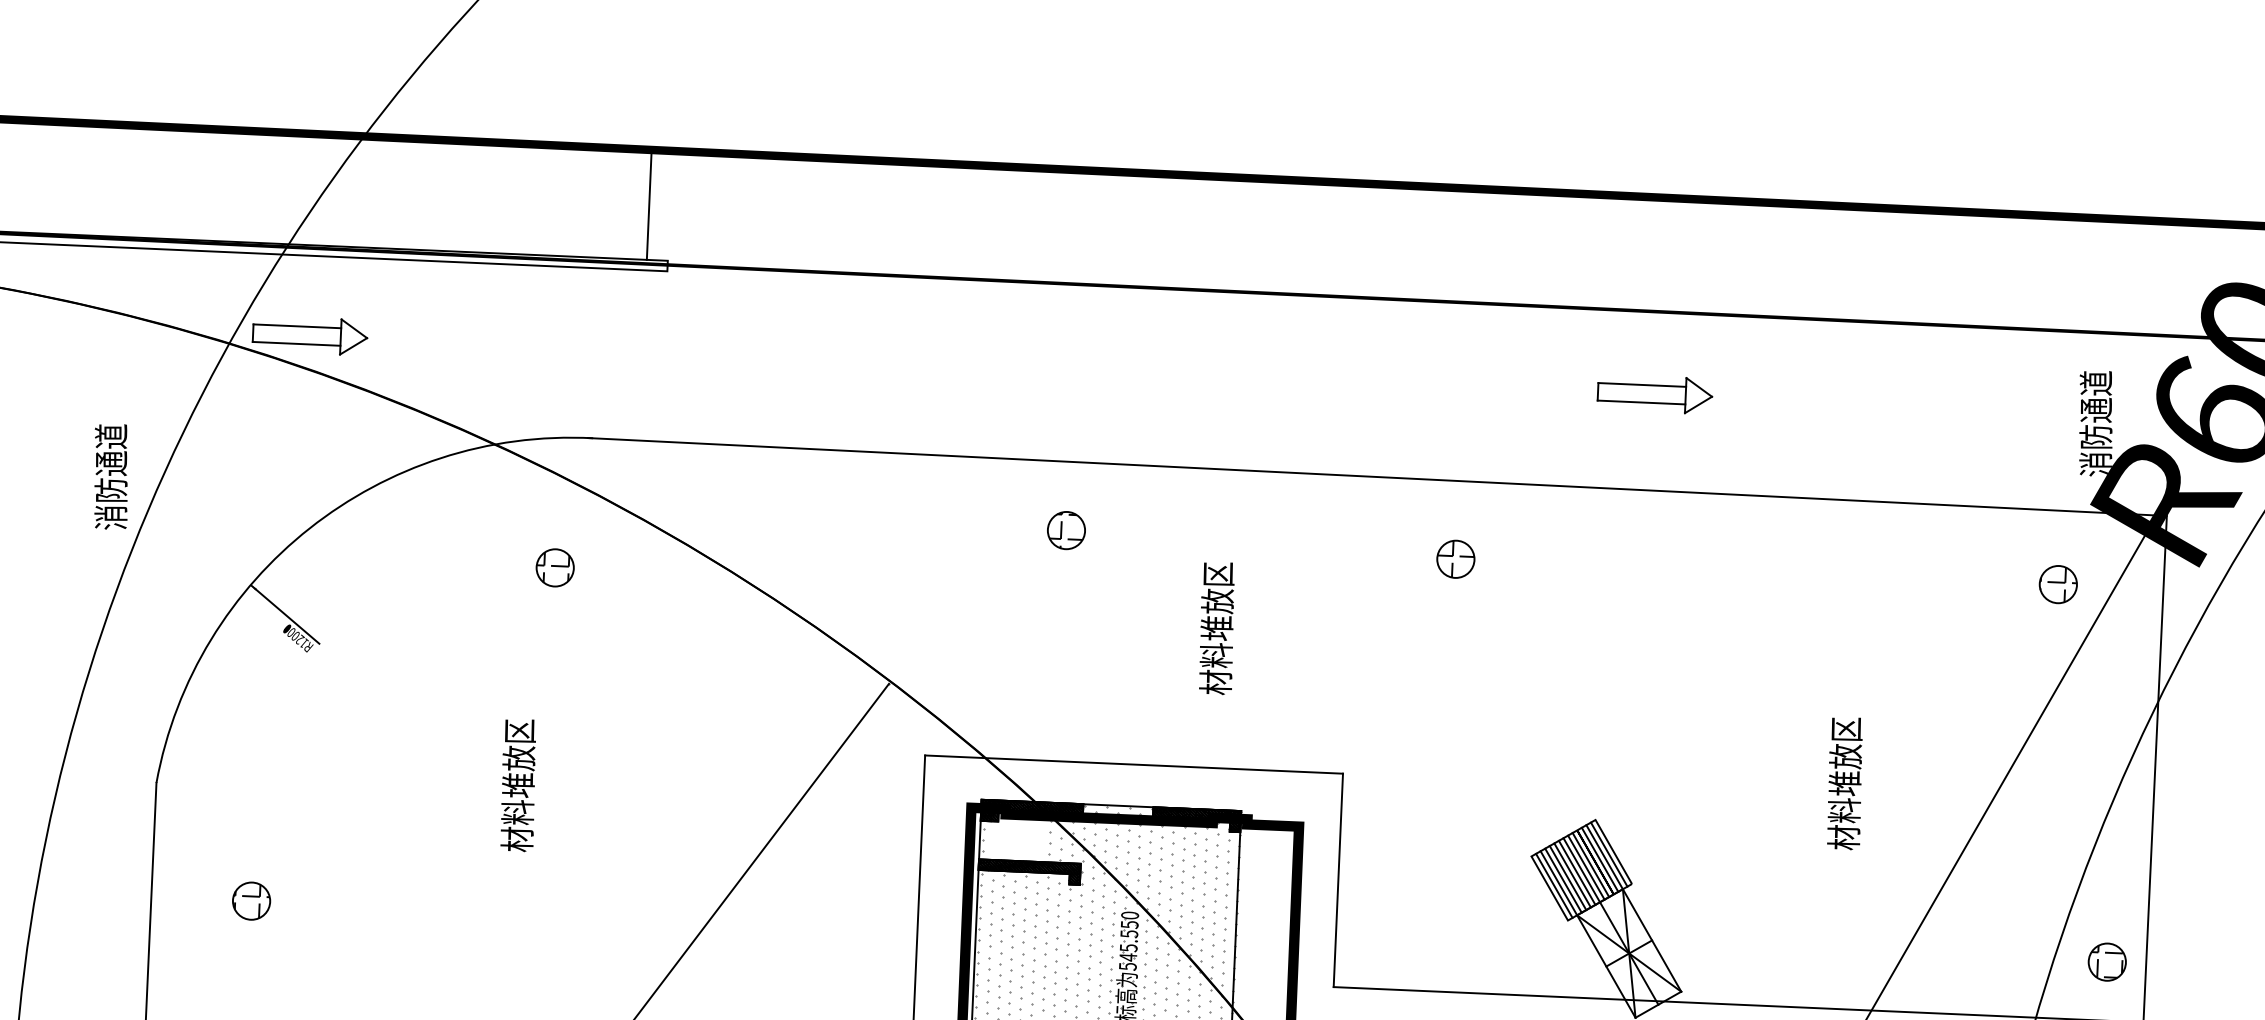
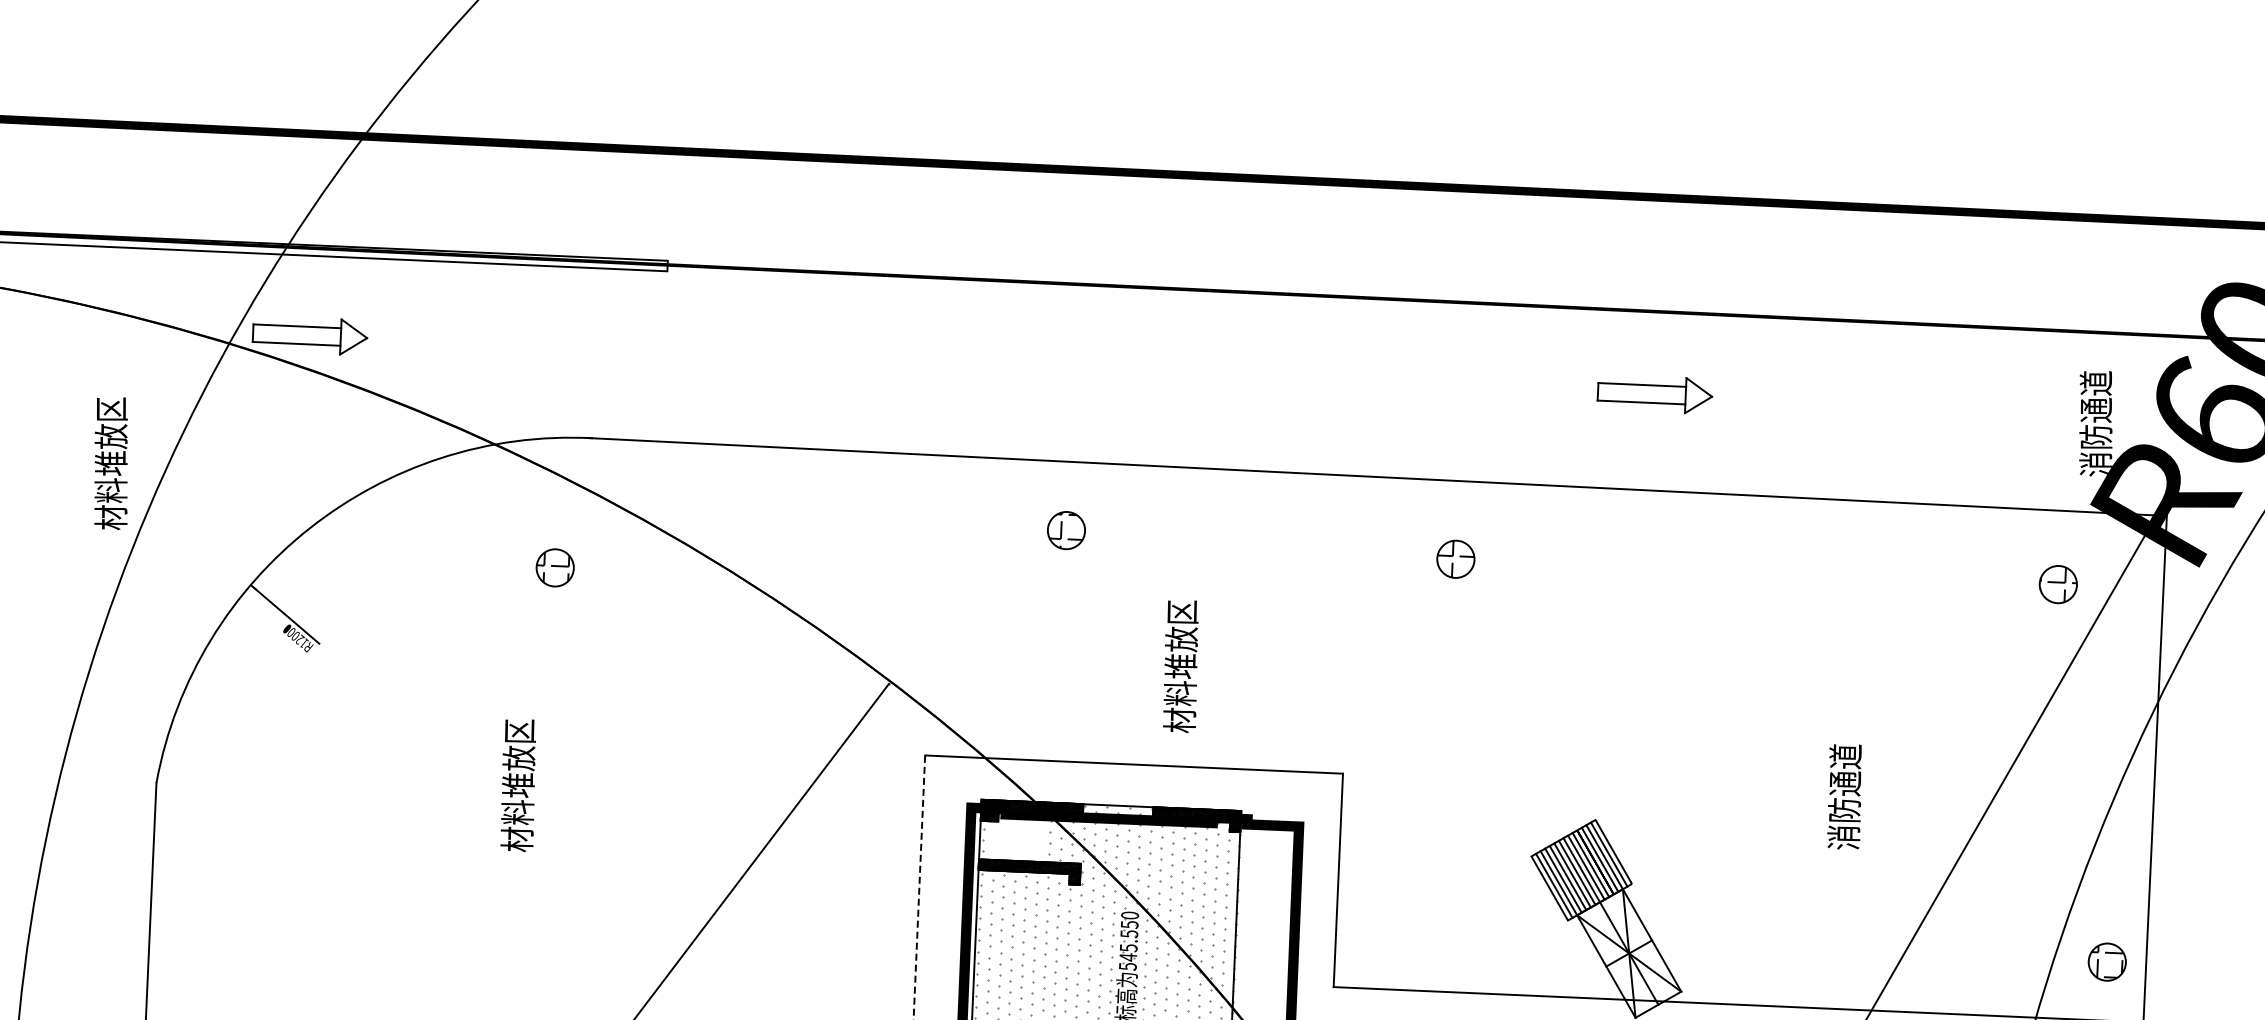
line: present -> none (648, 204)
text: 消防通道 -> 材料堆放区 (110, 463)
text position: (1216, 628) -> (1180, 666) (1180, 666)
text: 材料堆放区 -> 消防通道 (1844, 783)
line: solid -> dashed (919, 887)
part: present -> none (251, 900)
